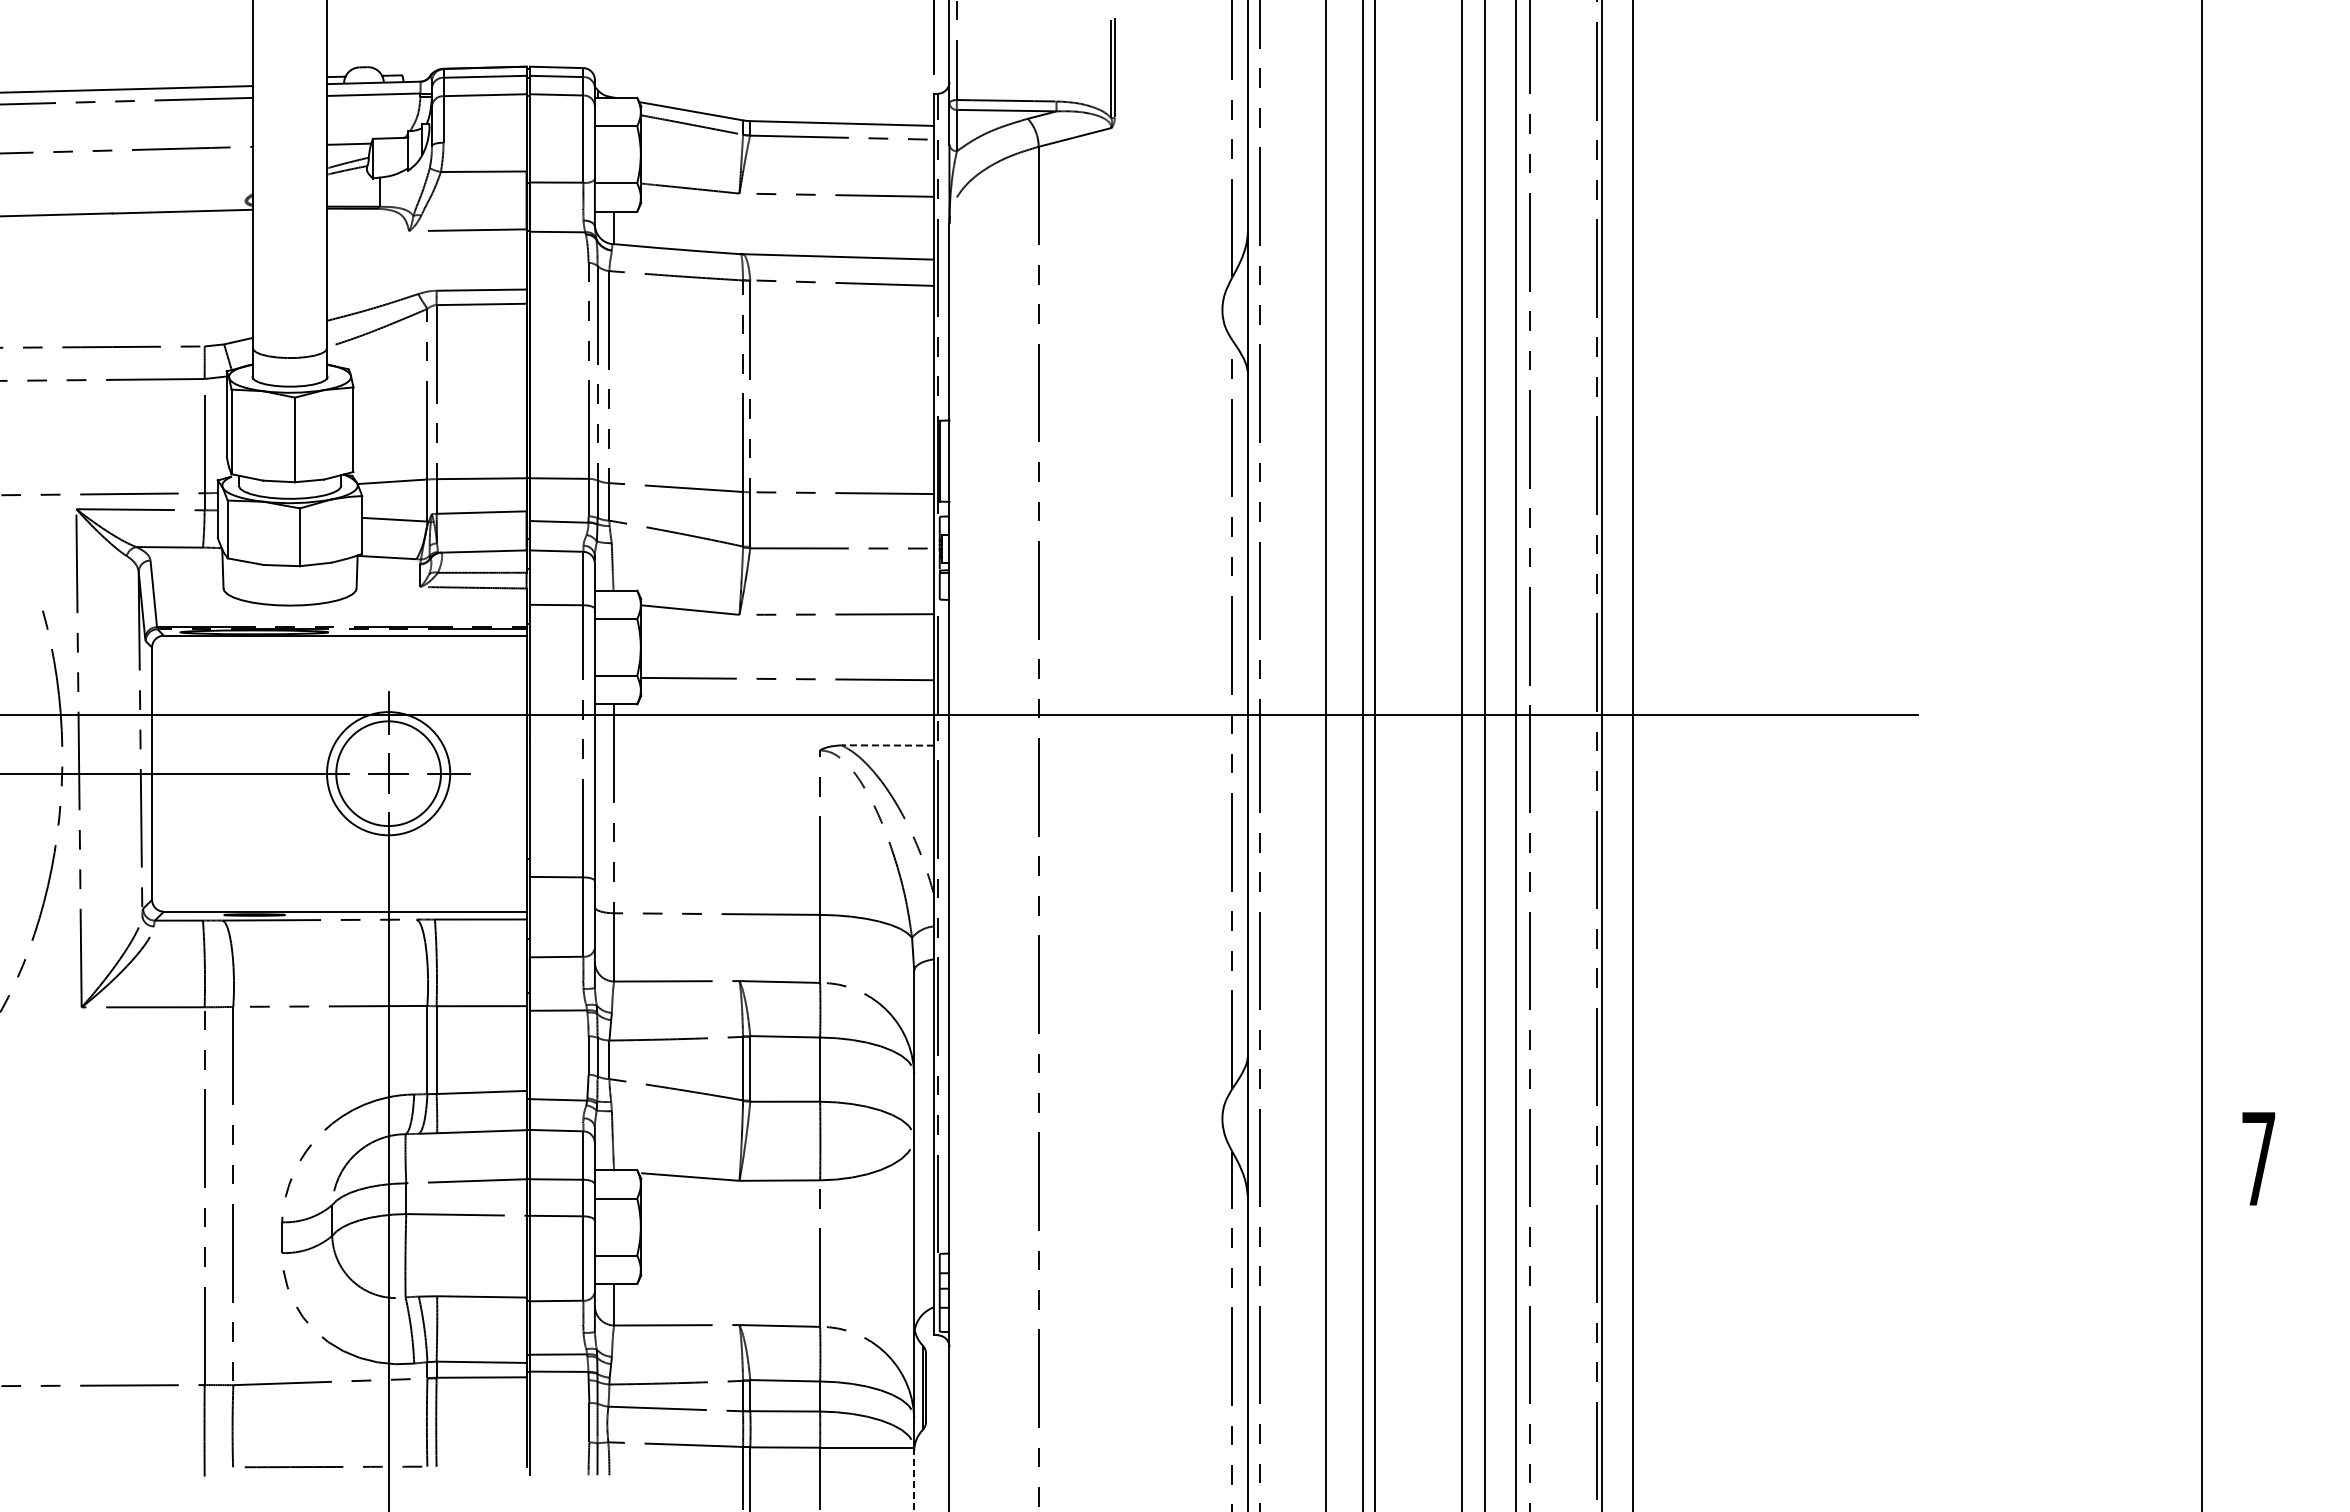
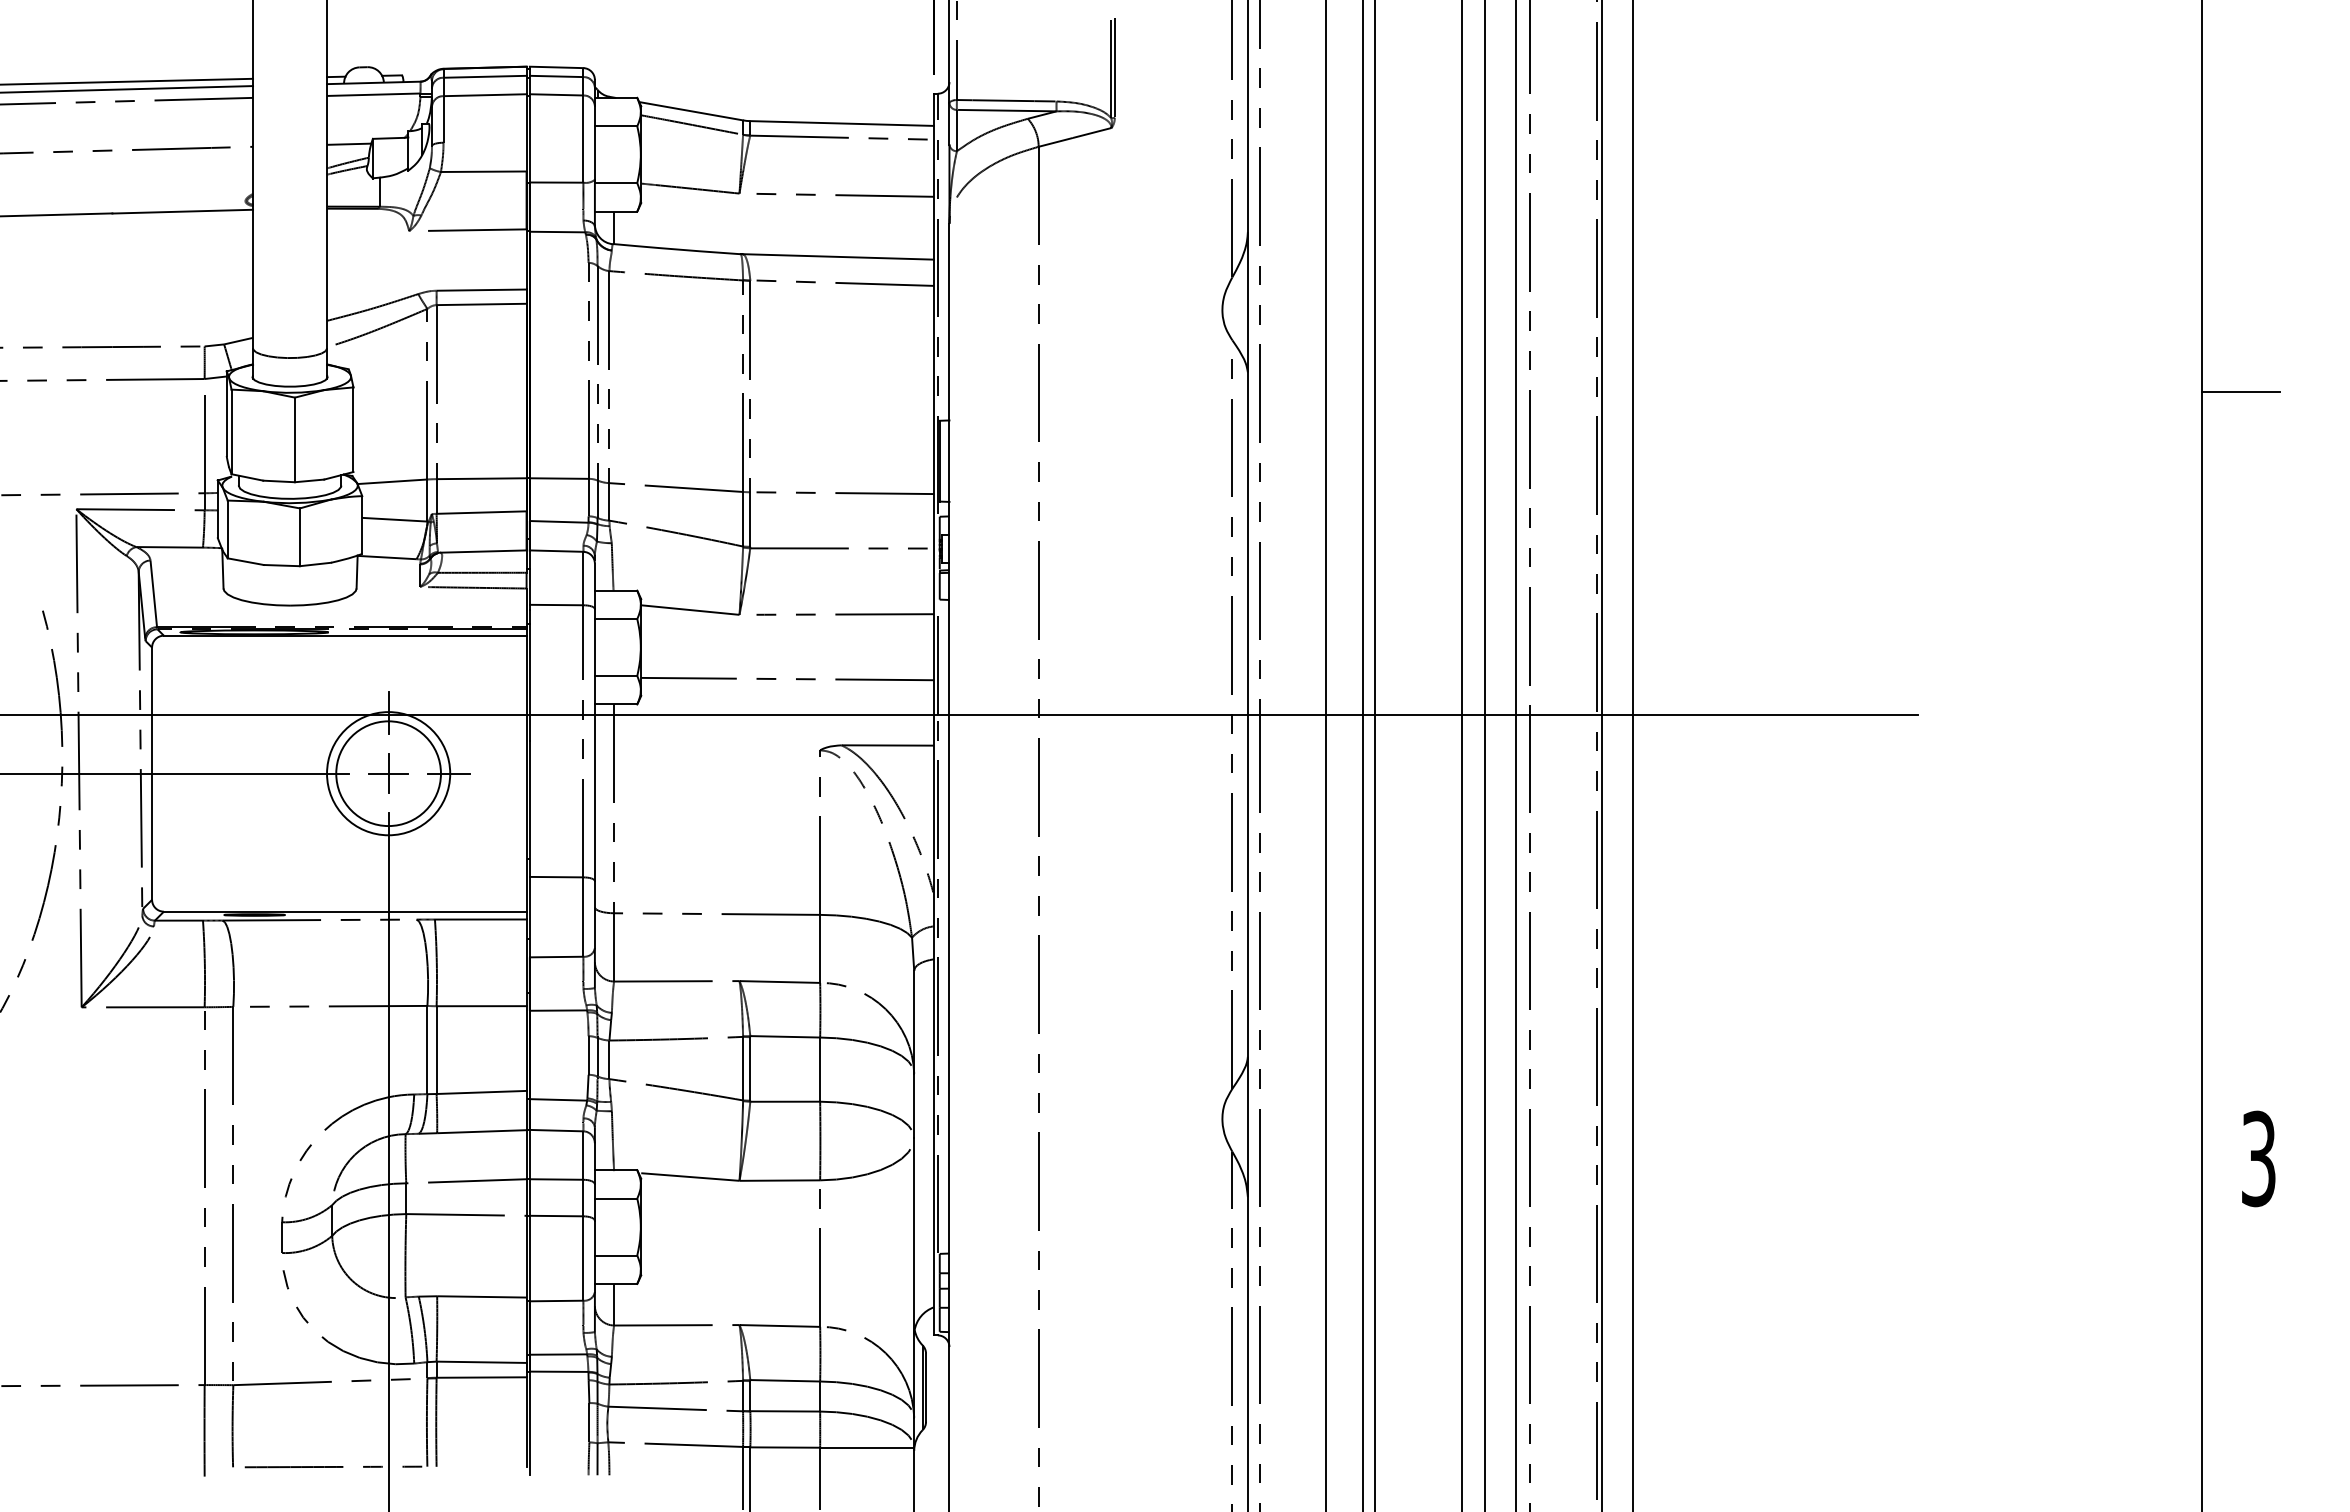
line: none -> present (127, 81)
line: none -> present (2240, 391)
line: dashed -> solid (888, 745)
text: 7 -> 3 (2258, 1158)
line: dashed -> solid (914, 1479)
